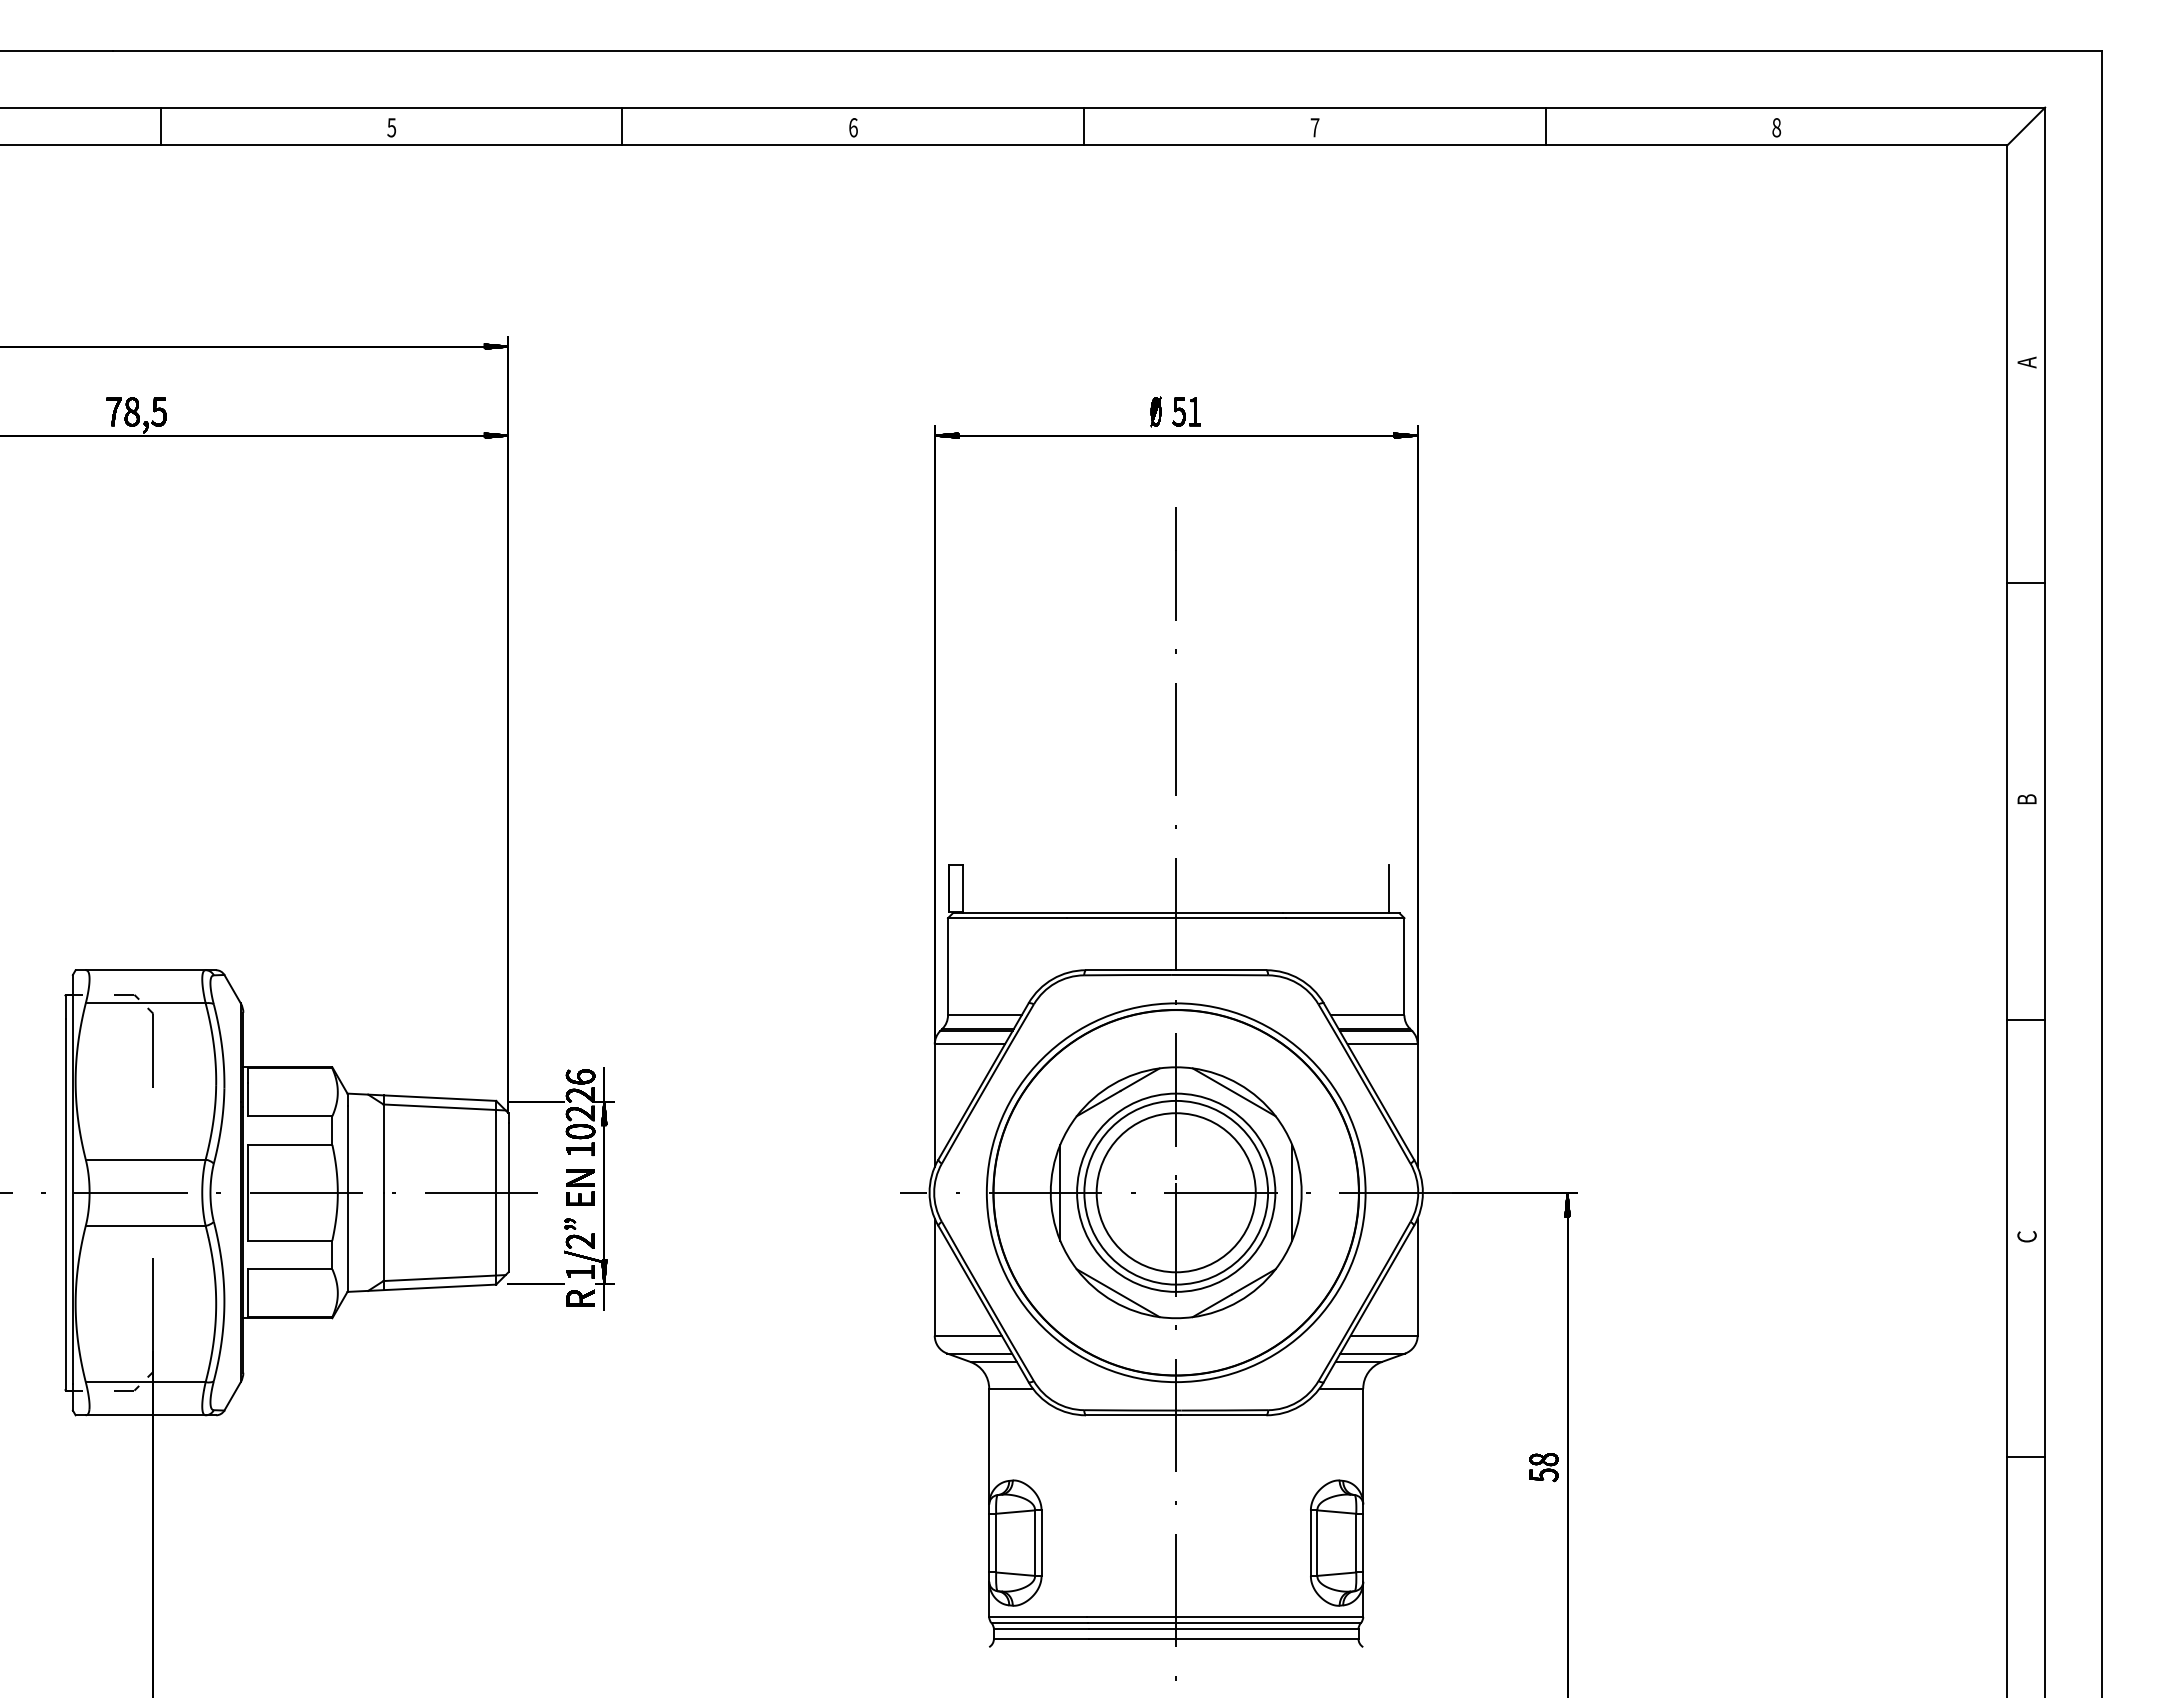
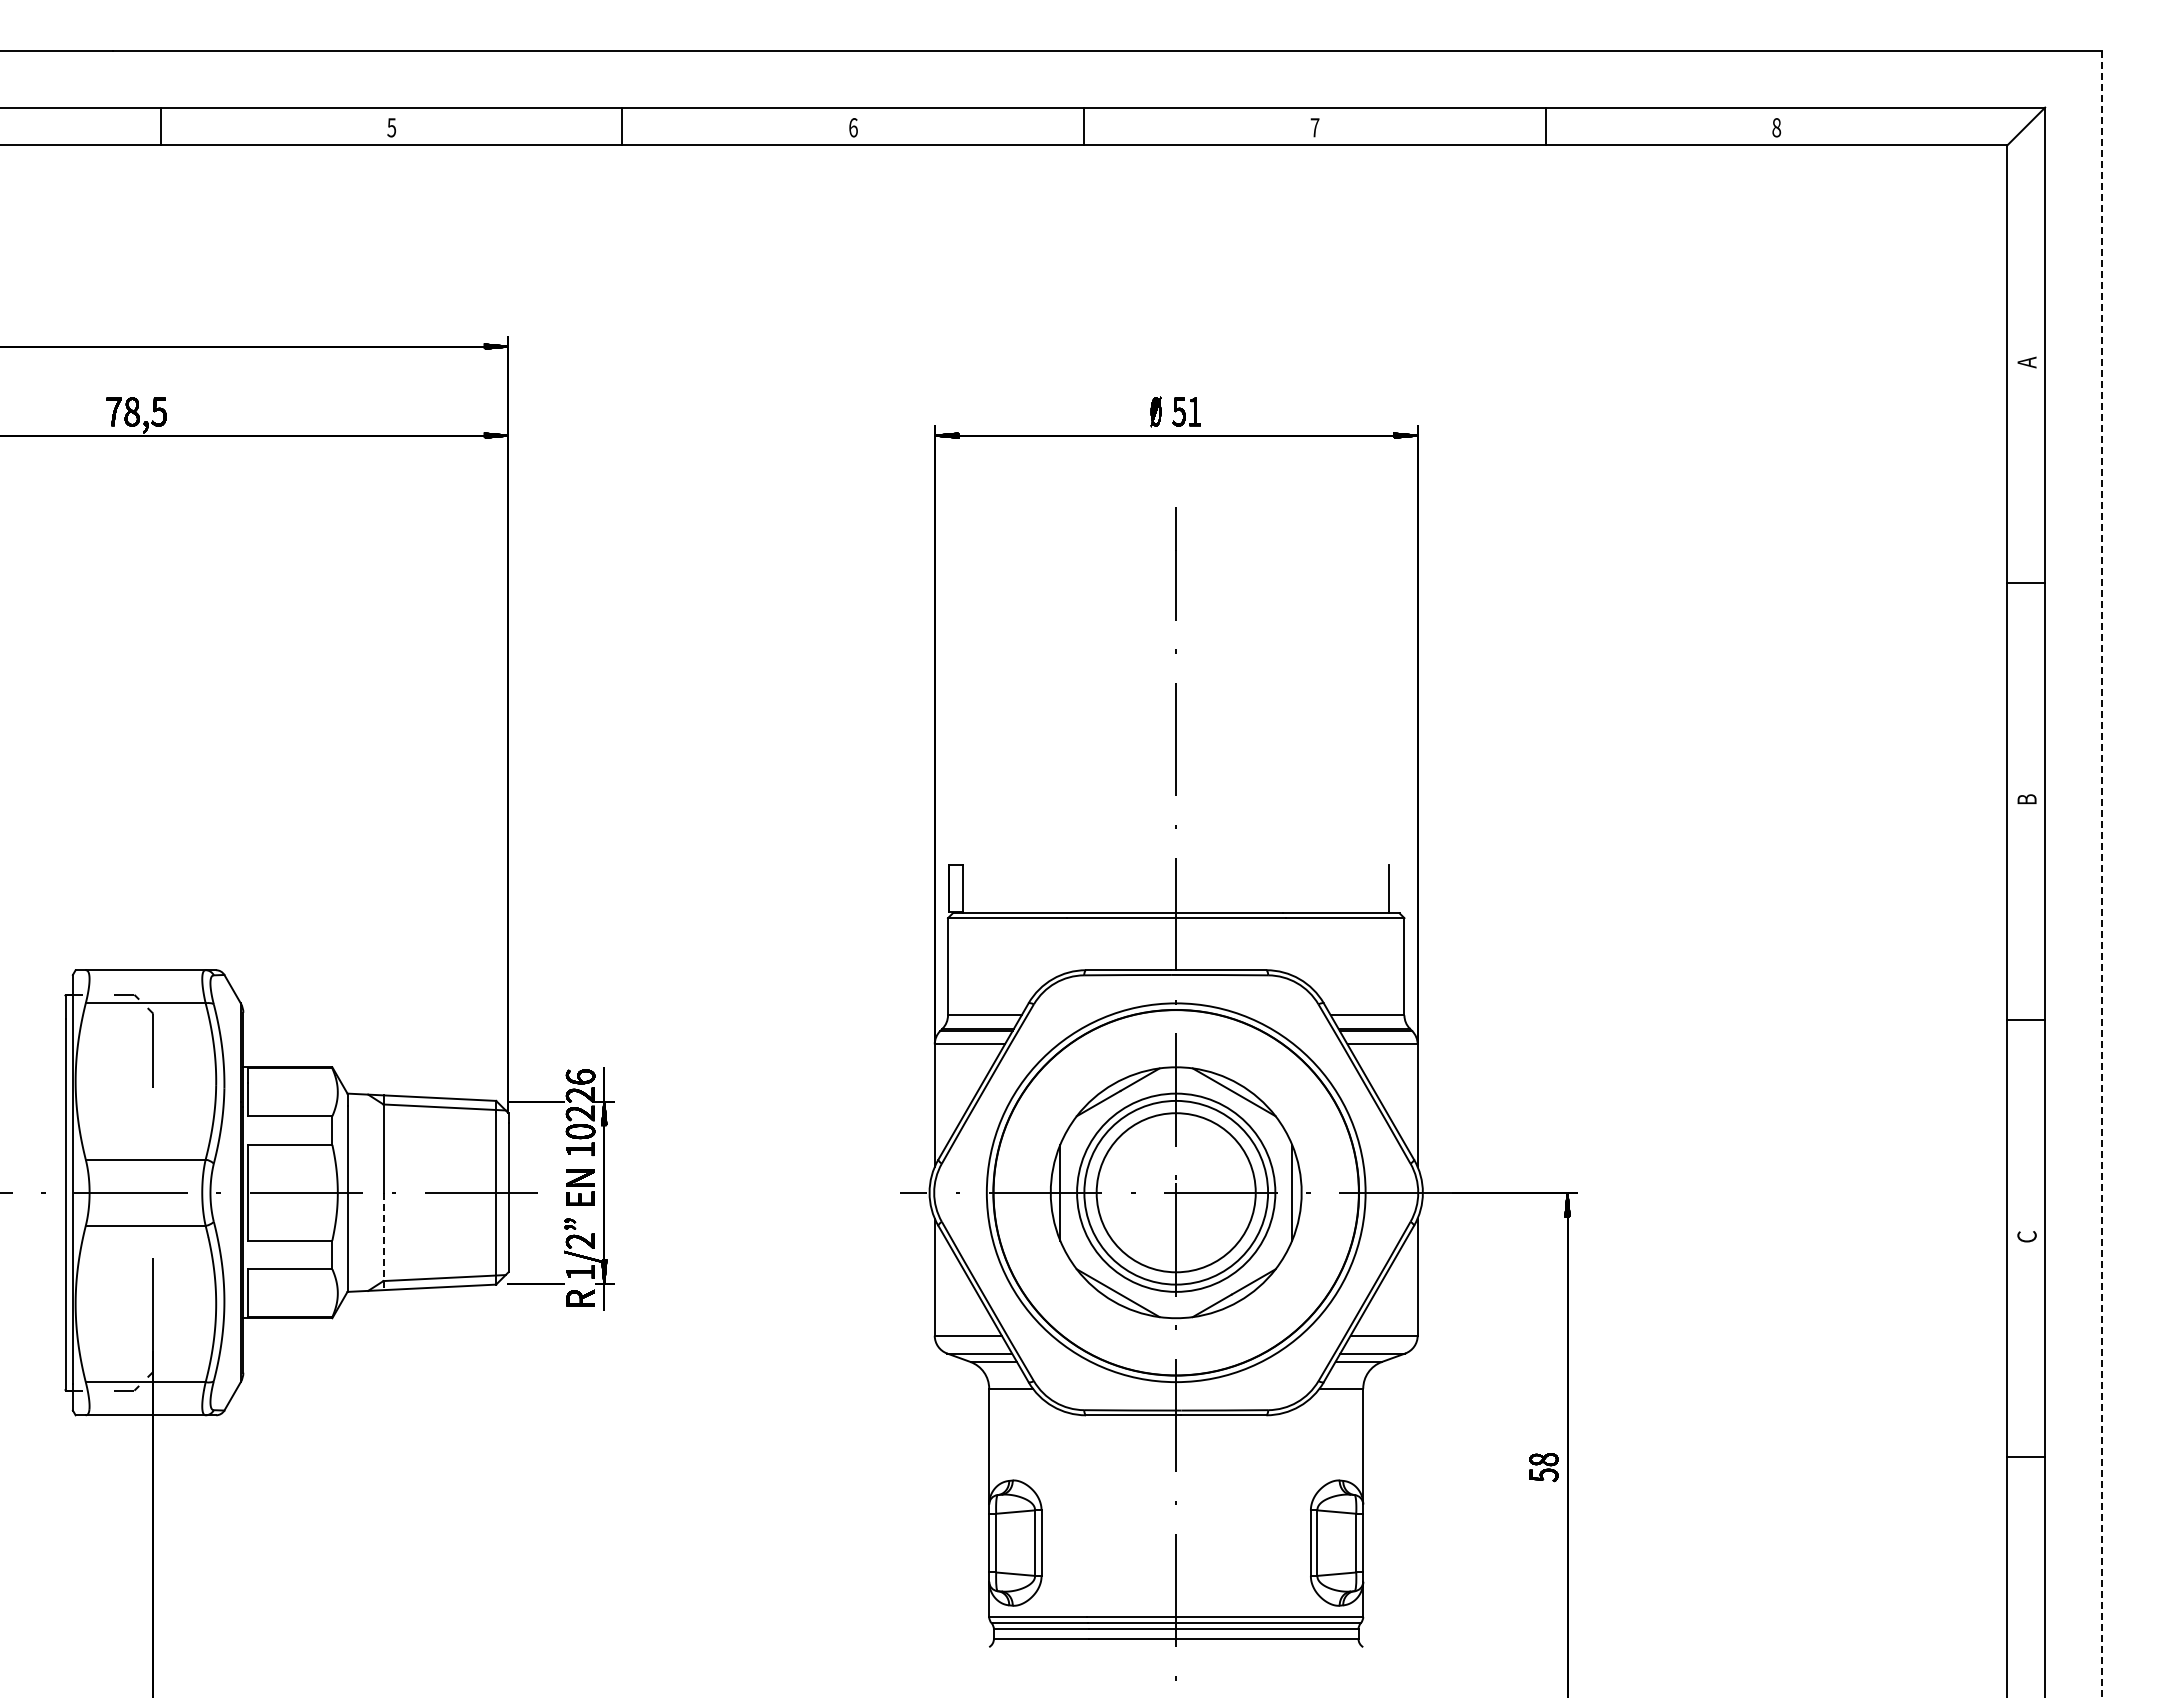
line: solid -> dashed (2101, 873)
line: solid -> dashed (383, 1241)
